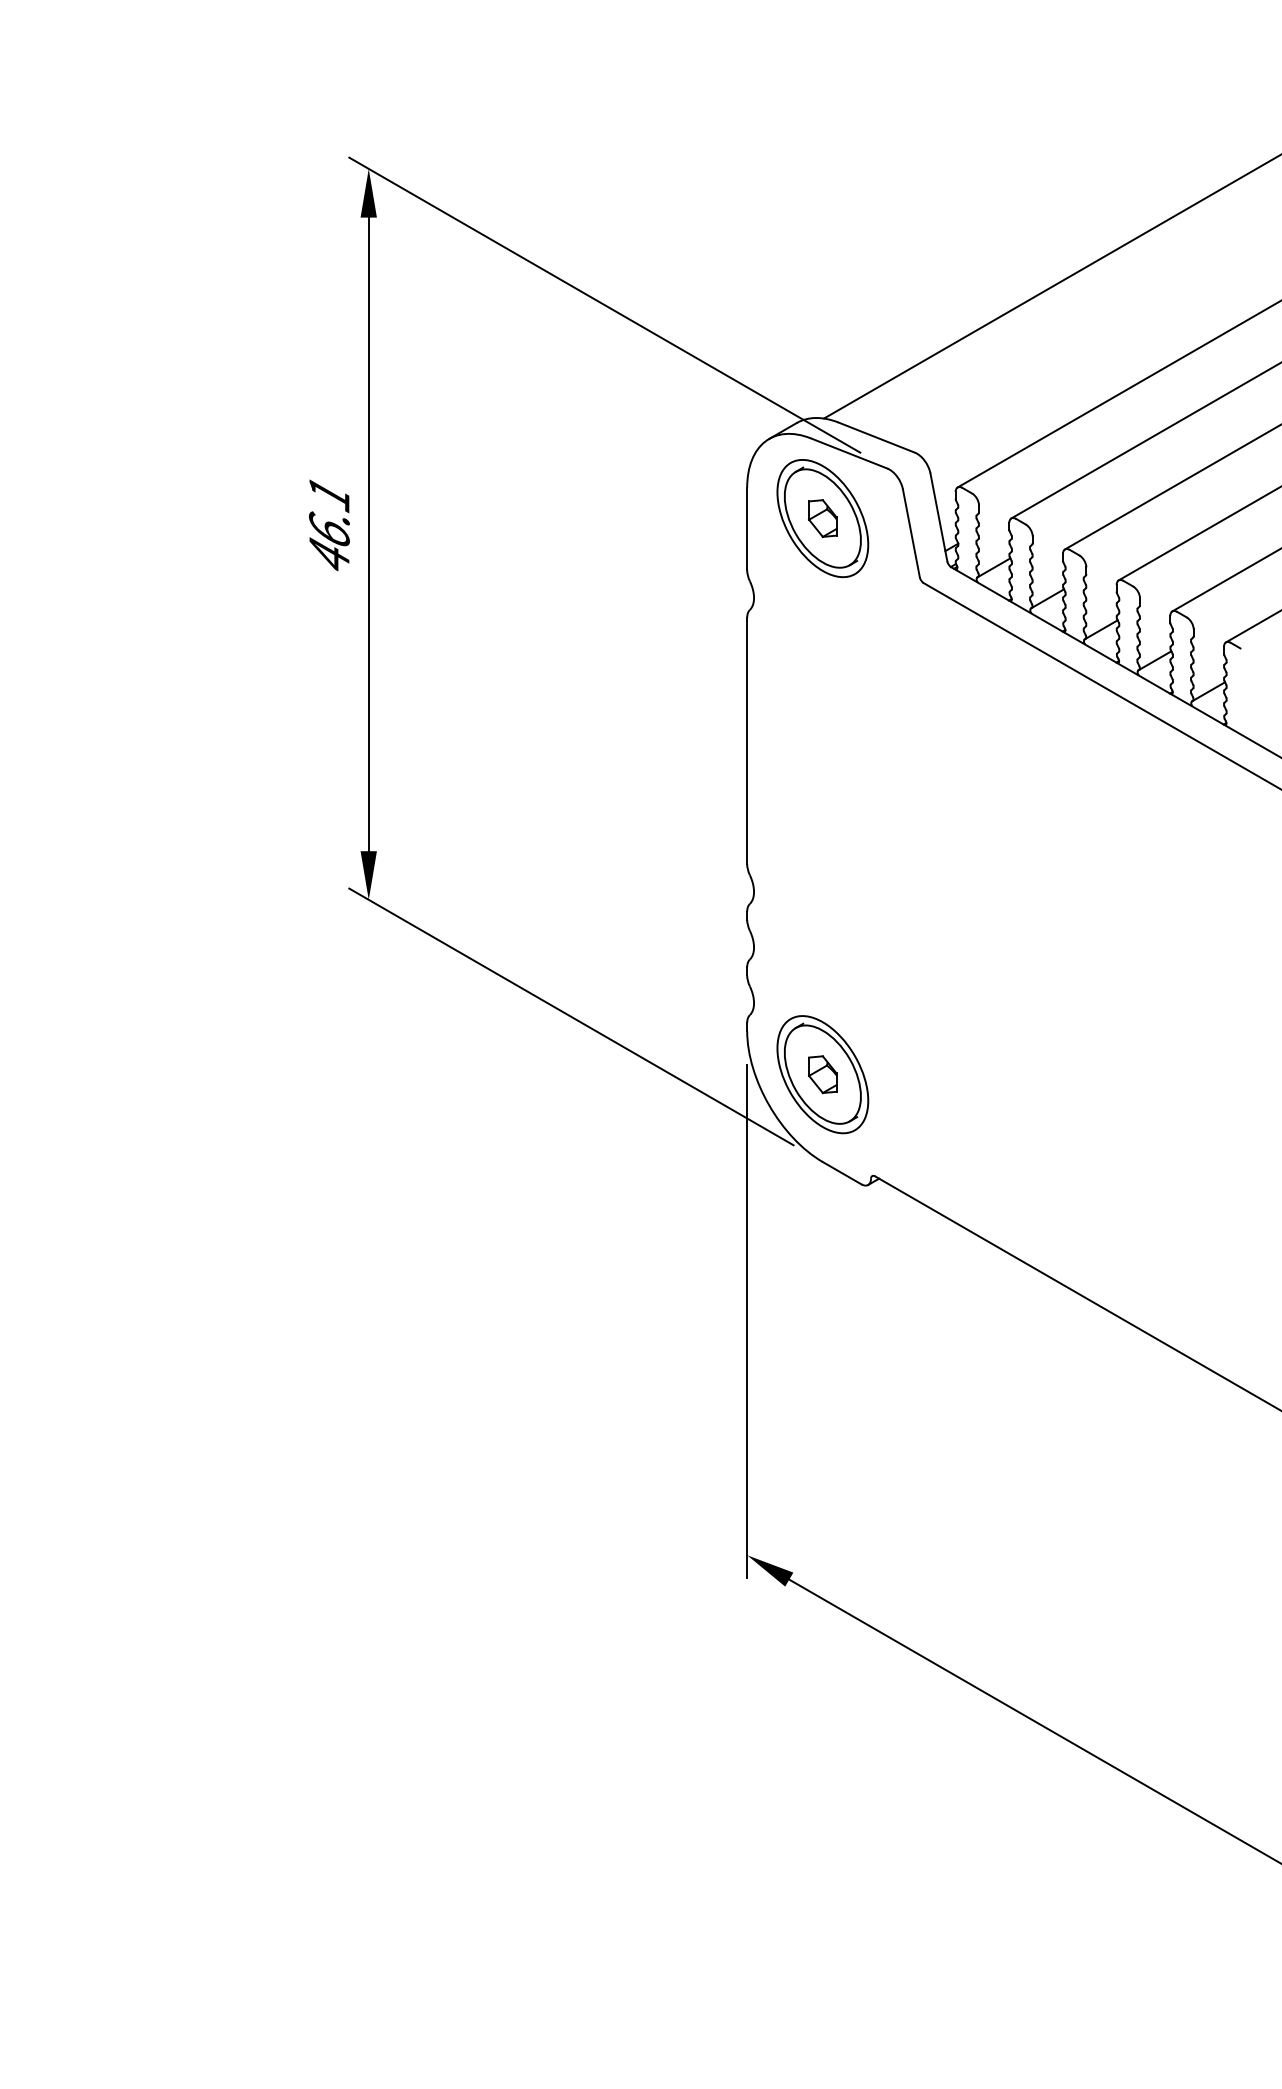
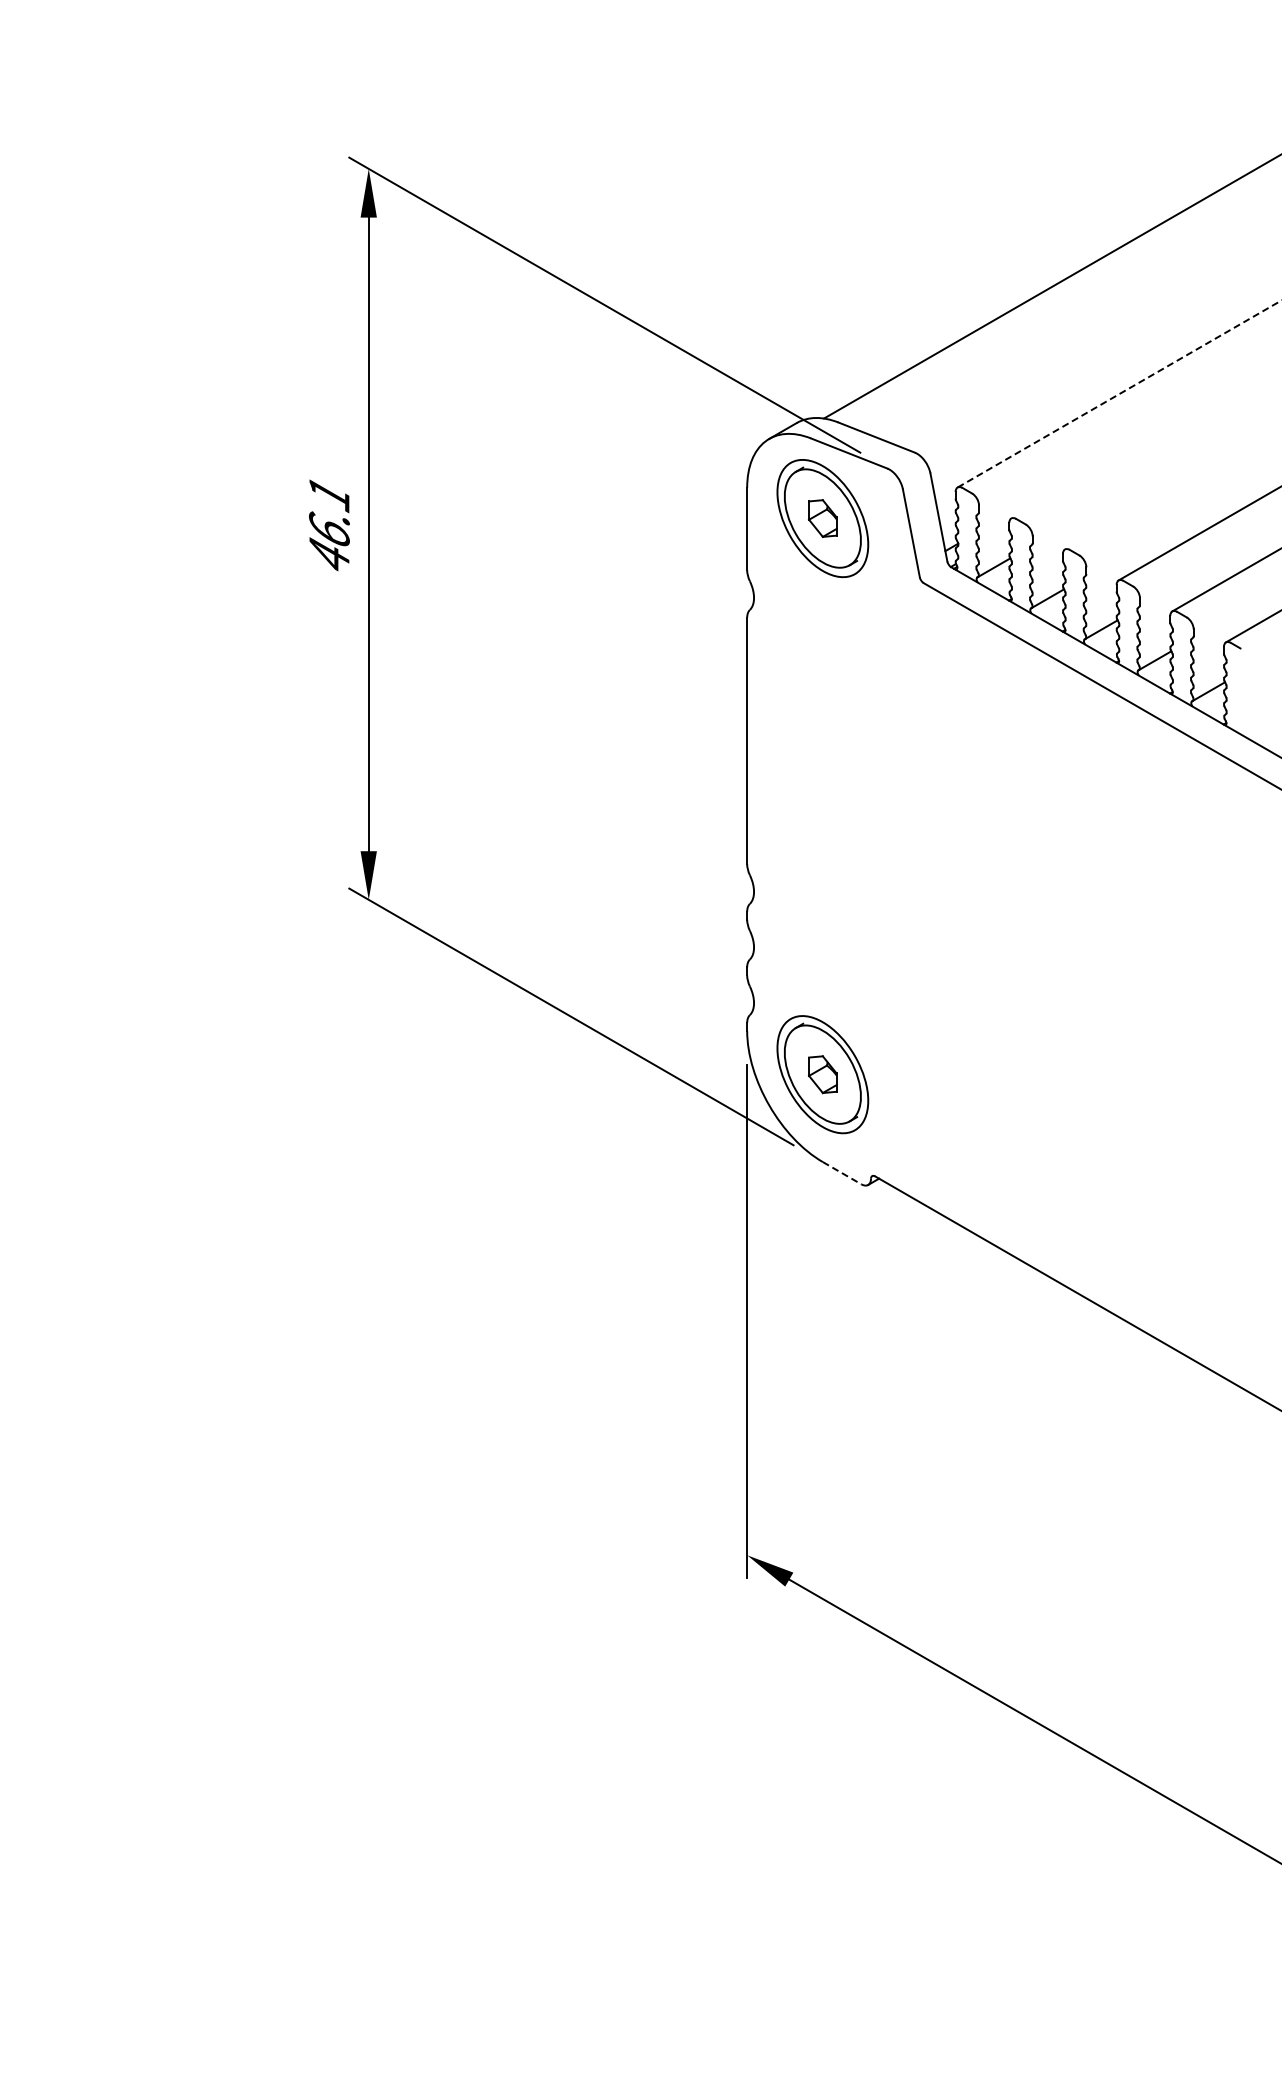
line: solid -> dashed (1119, 394)
line: present -> none (1144, 441)
line: present -> none (1171, 487)
line: solid -> dashed (842, 1173)
